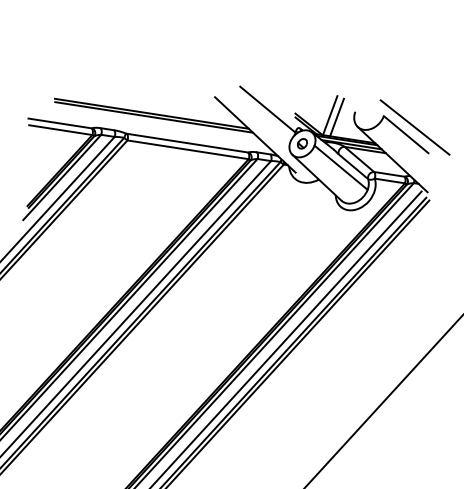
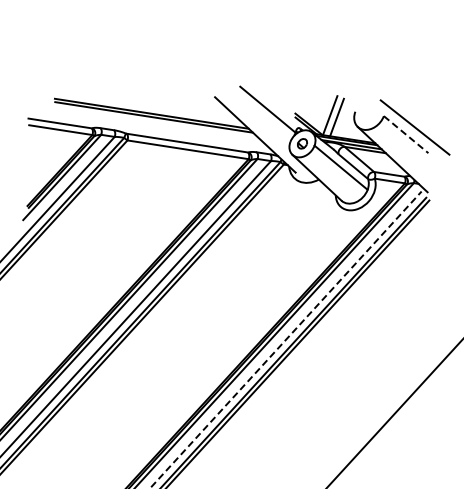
line: solid -> dashed (406, 134)
line: solid -> dashed (286, 339)
line position: (383, 401) -> (394, 413) (394, 413)
